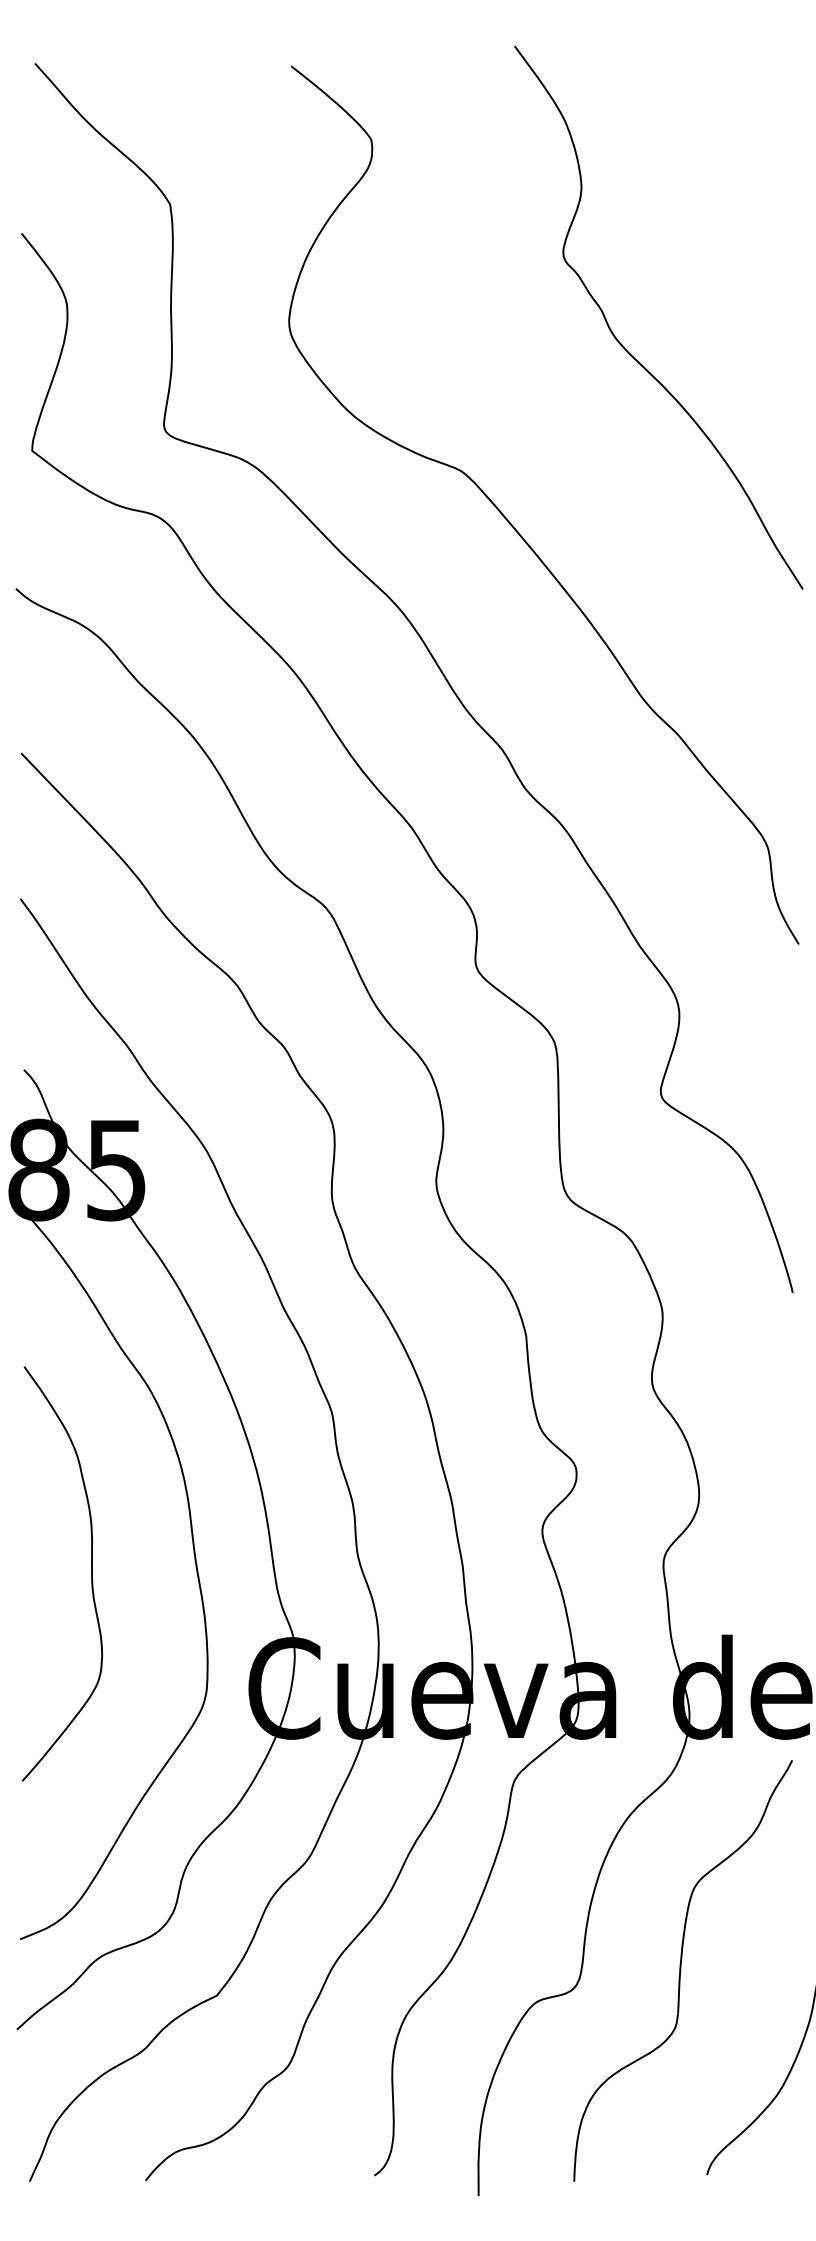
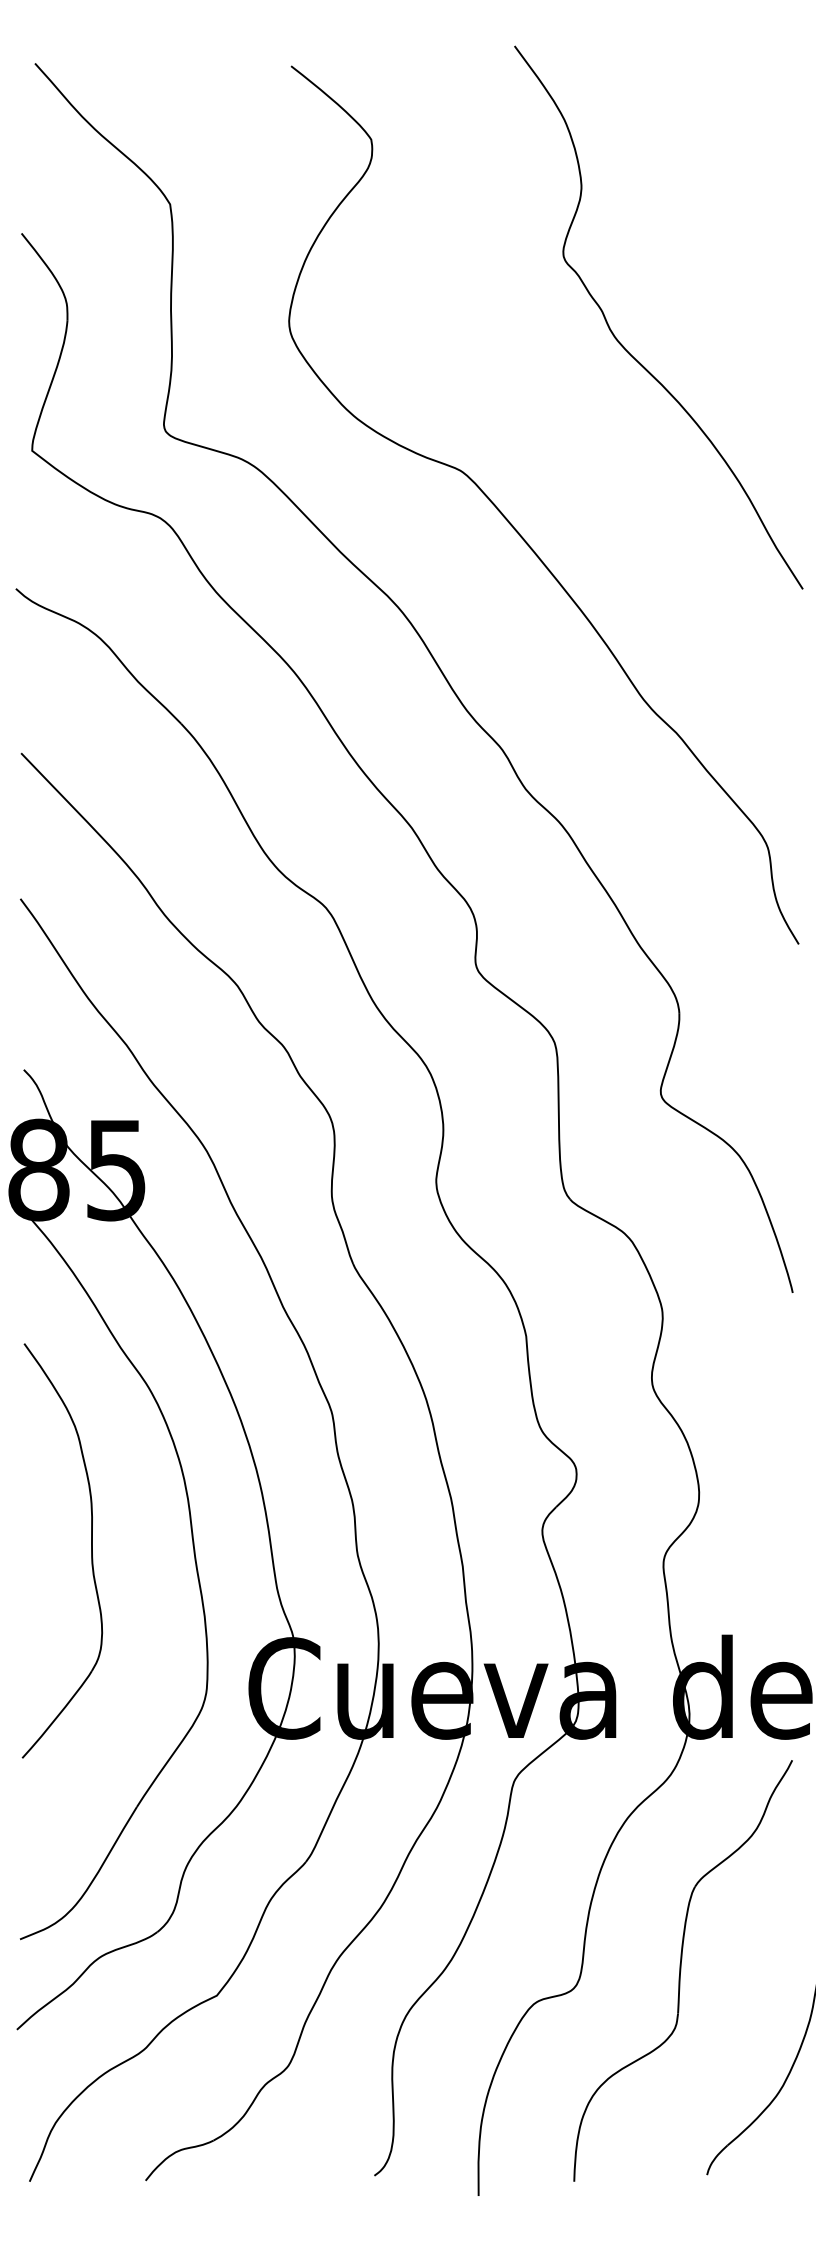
part position: (91, 1573) -> (91, 1550) (91, 1550)
